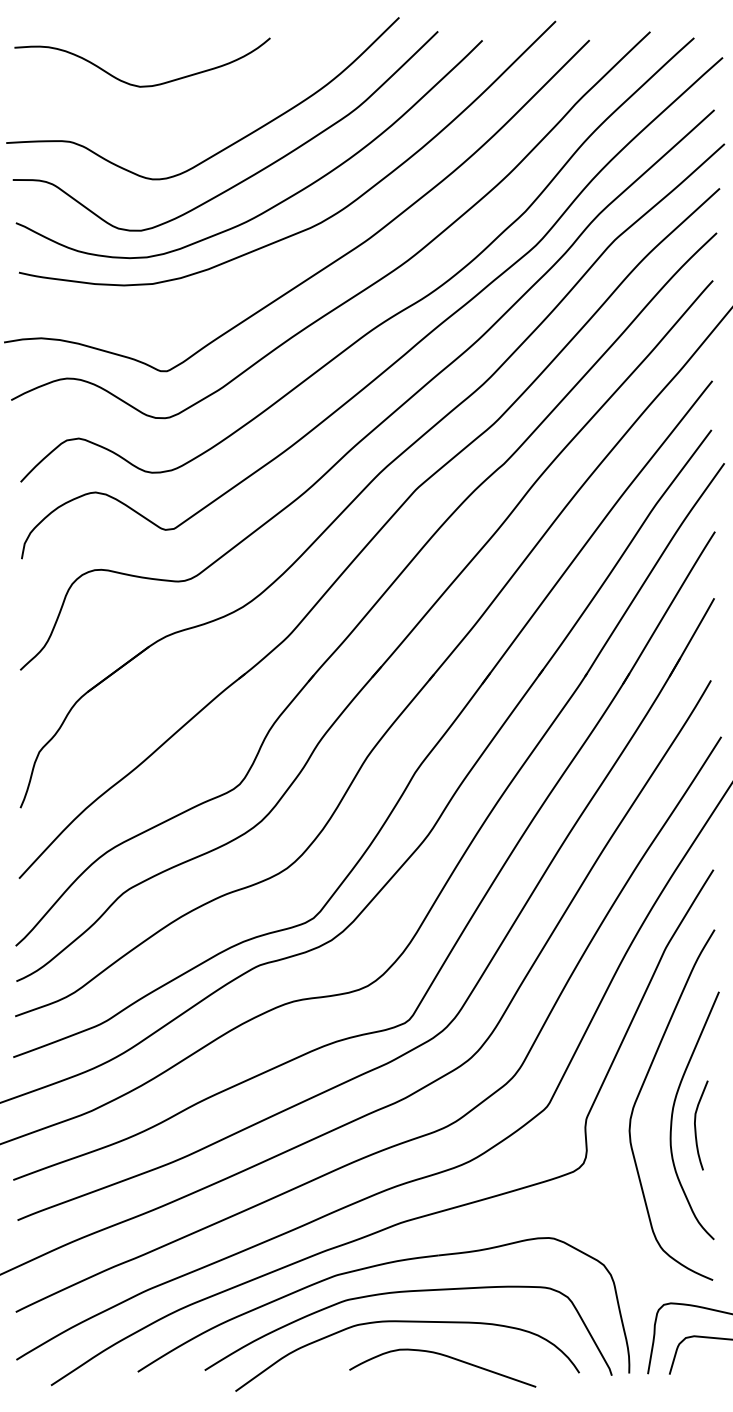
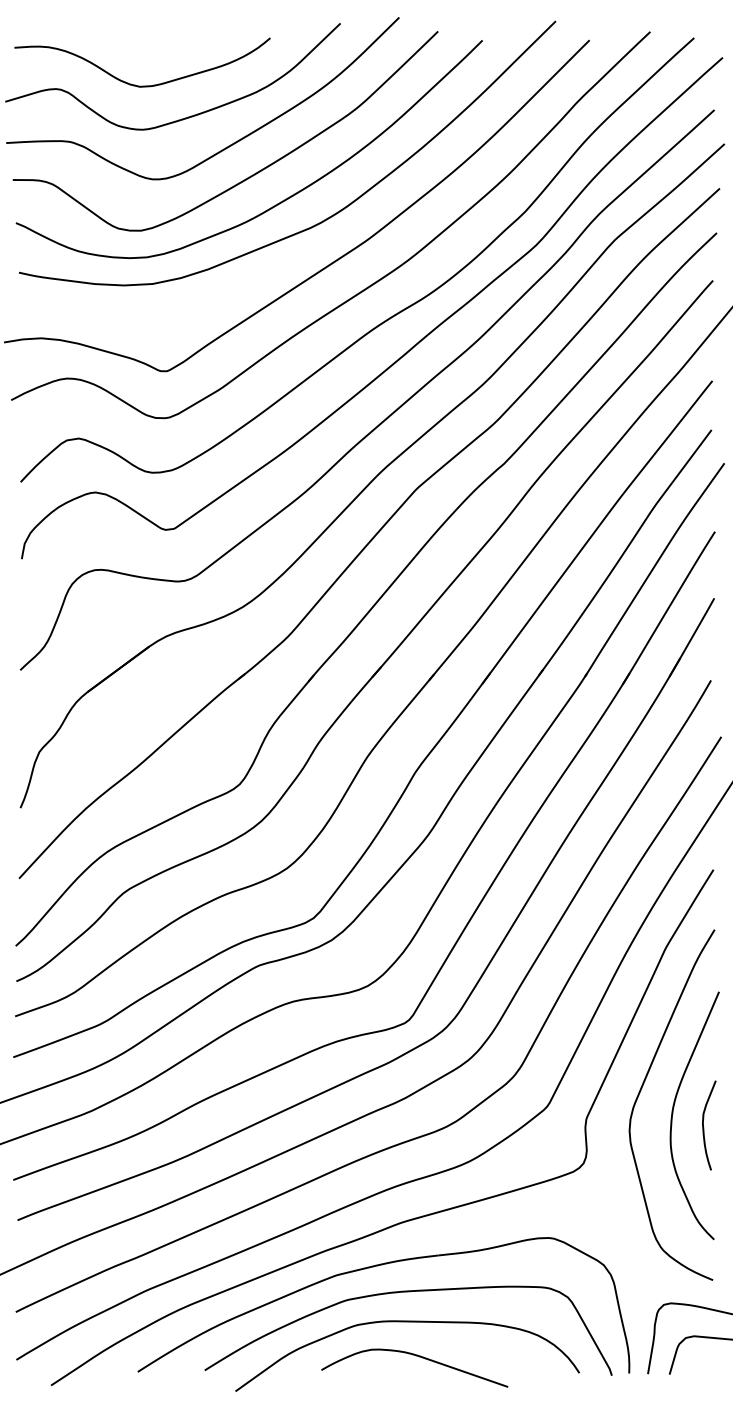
curve: none -> present (184, 117)
curve position: (696, 1127) -> (704, 1127) (704, 1127)
curve position: (444, 1356) -> (416, 1356) (416, 1356)
